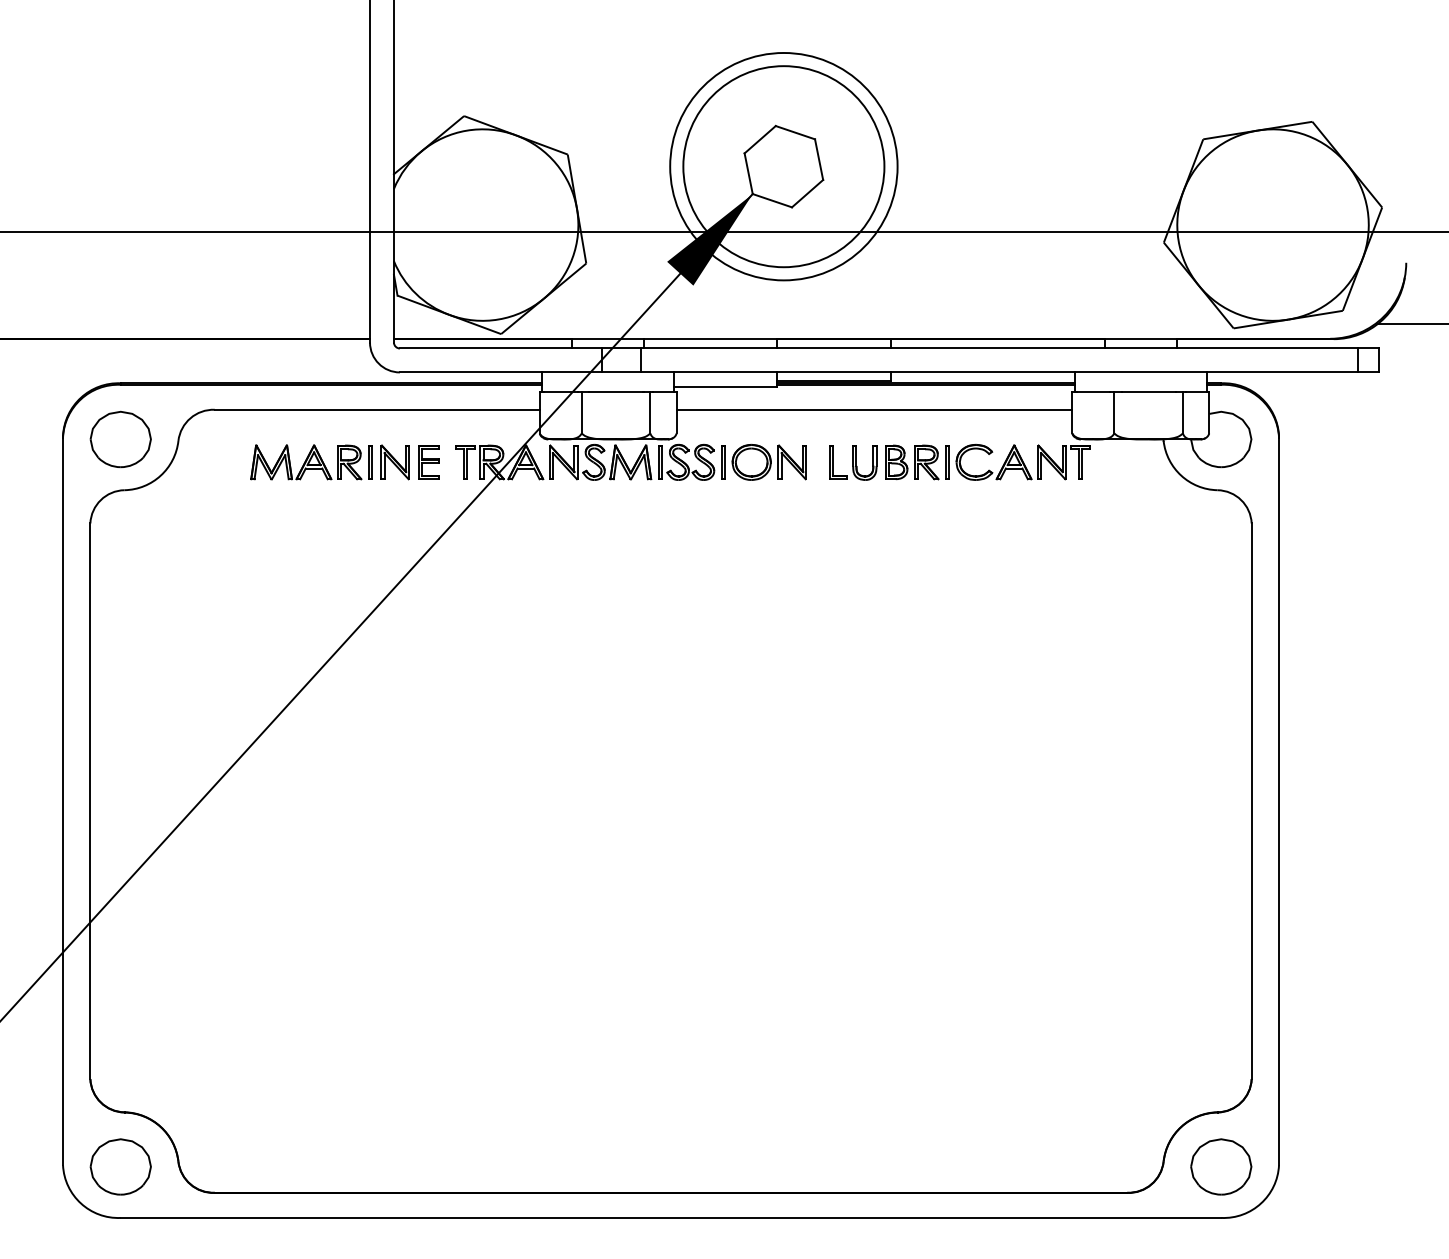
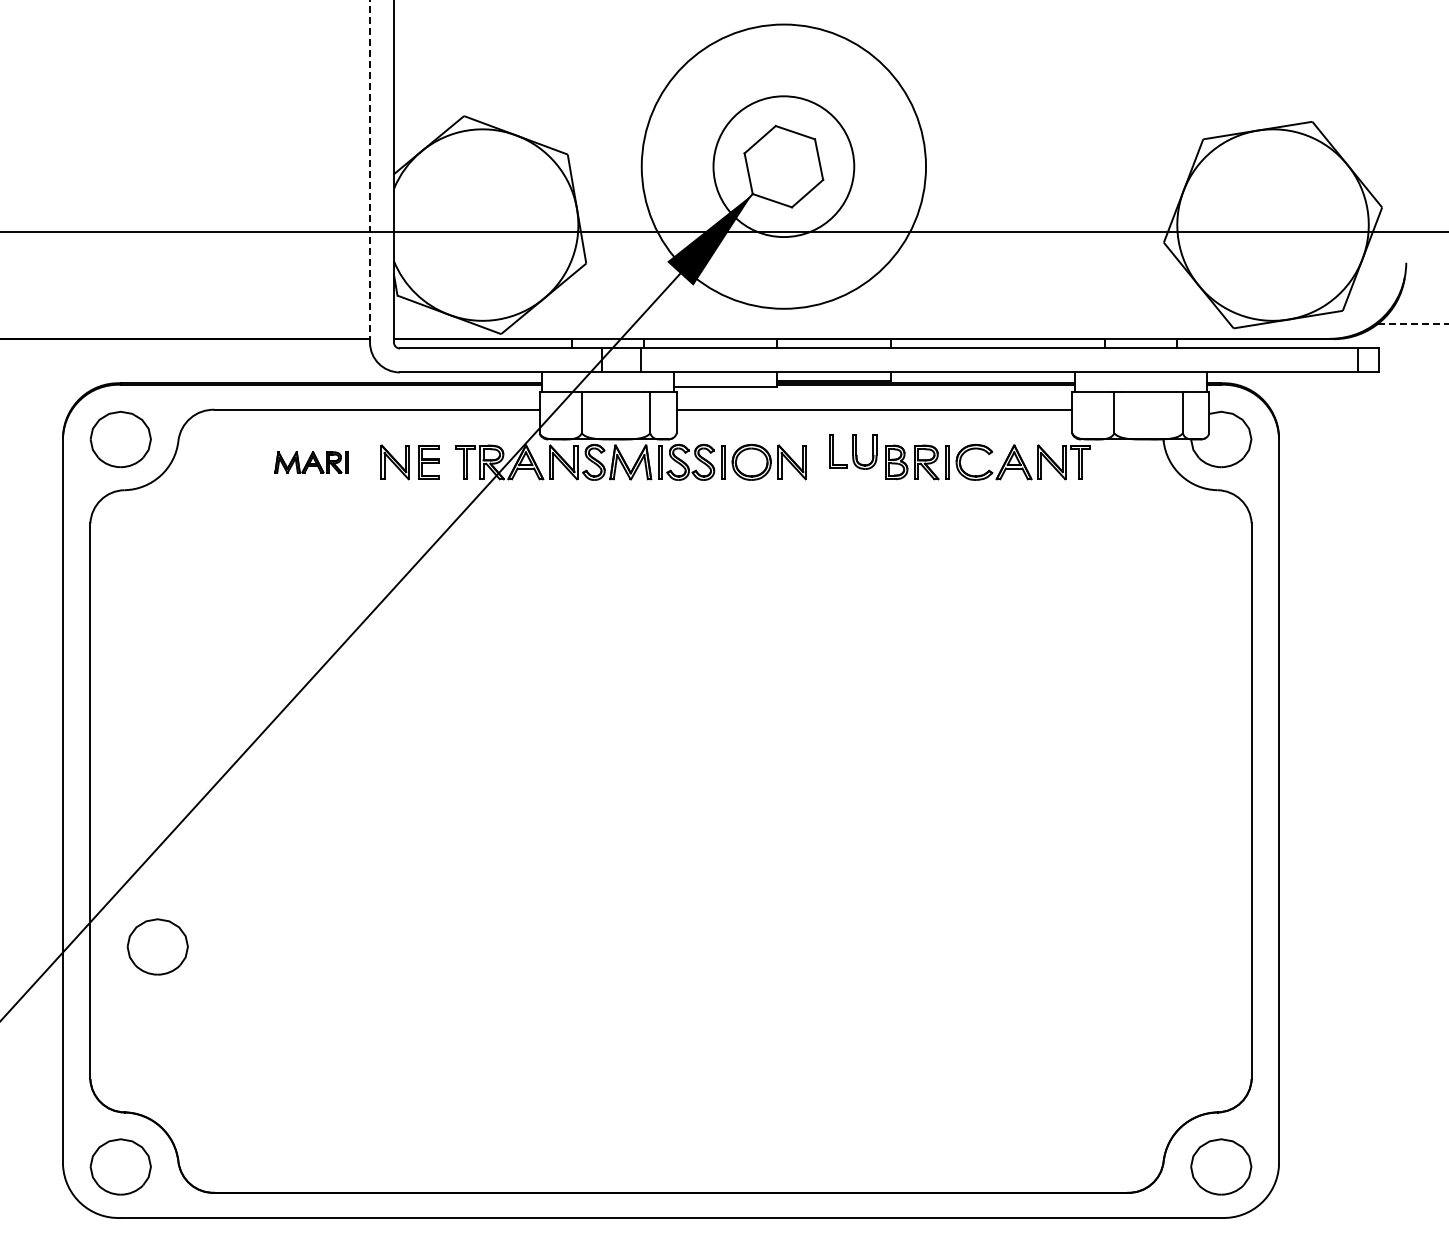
circle diameter: 201 px -> 141 px (783, 166)
circle diameter: 227 px -> 284 px (783, 166)
line: solid -> dashed (370, 171)
line: solid -> dashed (1413, 323)
part size: 123x37 px -> 75x23 px (311, 462)
part position: (853, 462) -> (853, 451) (853, 451)
part: none -> present (157, 946)
